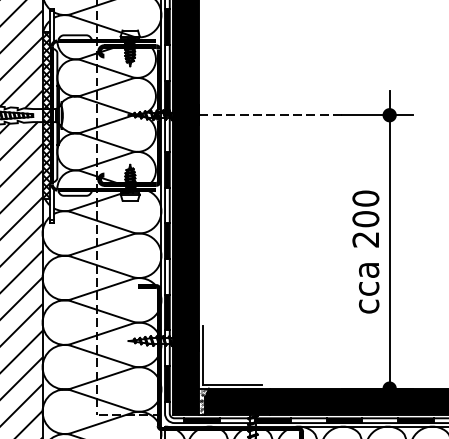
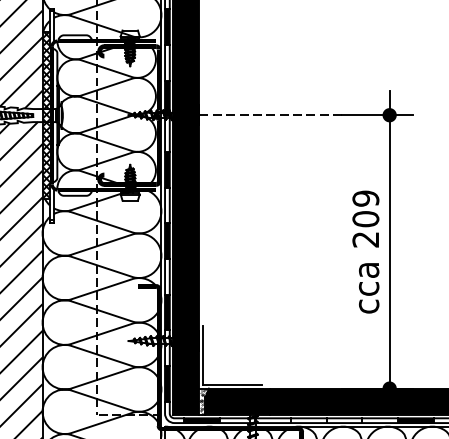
text: 200 -> 209 (365, 198)
fill: present -> none (273, 420)
fill: present -> none (344, 420)
